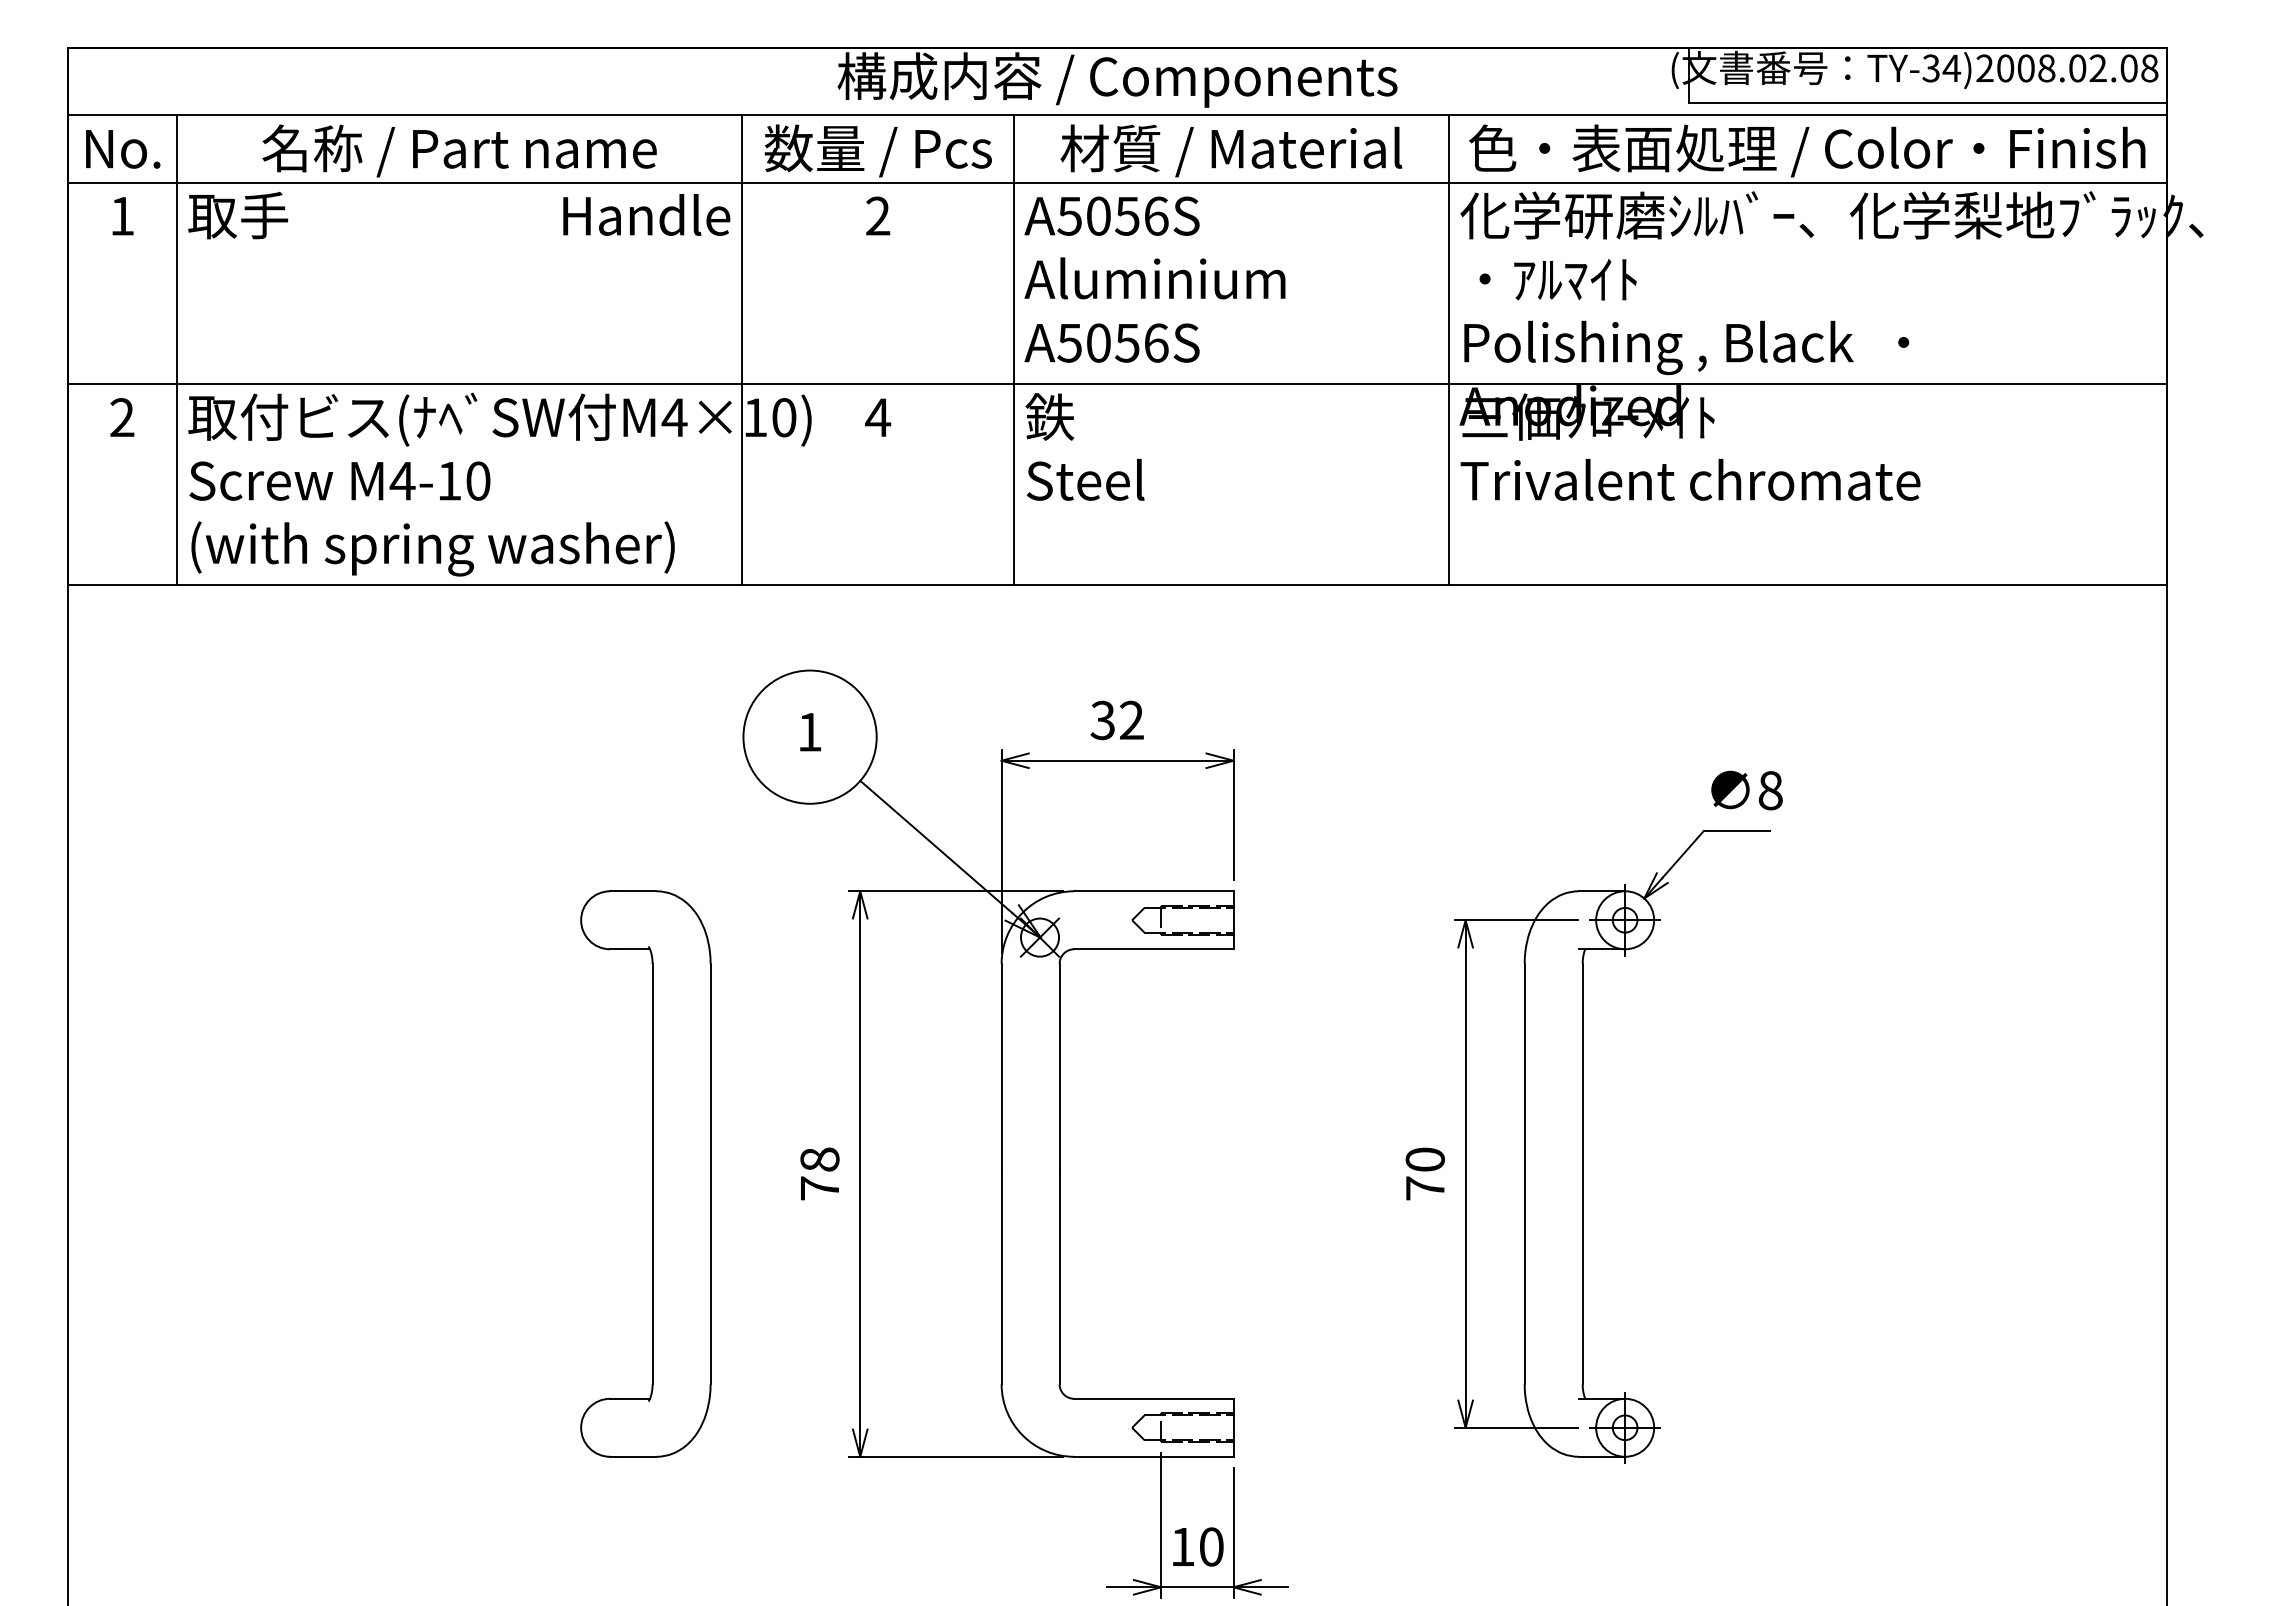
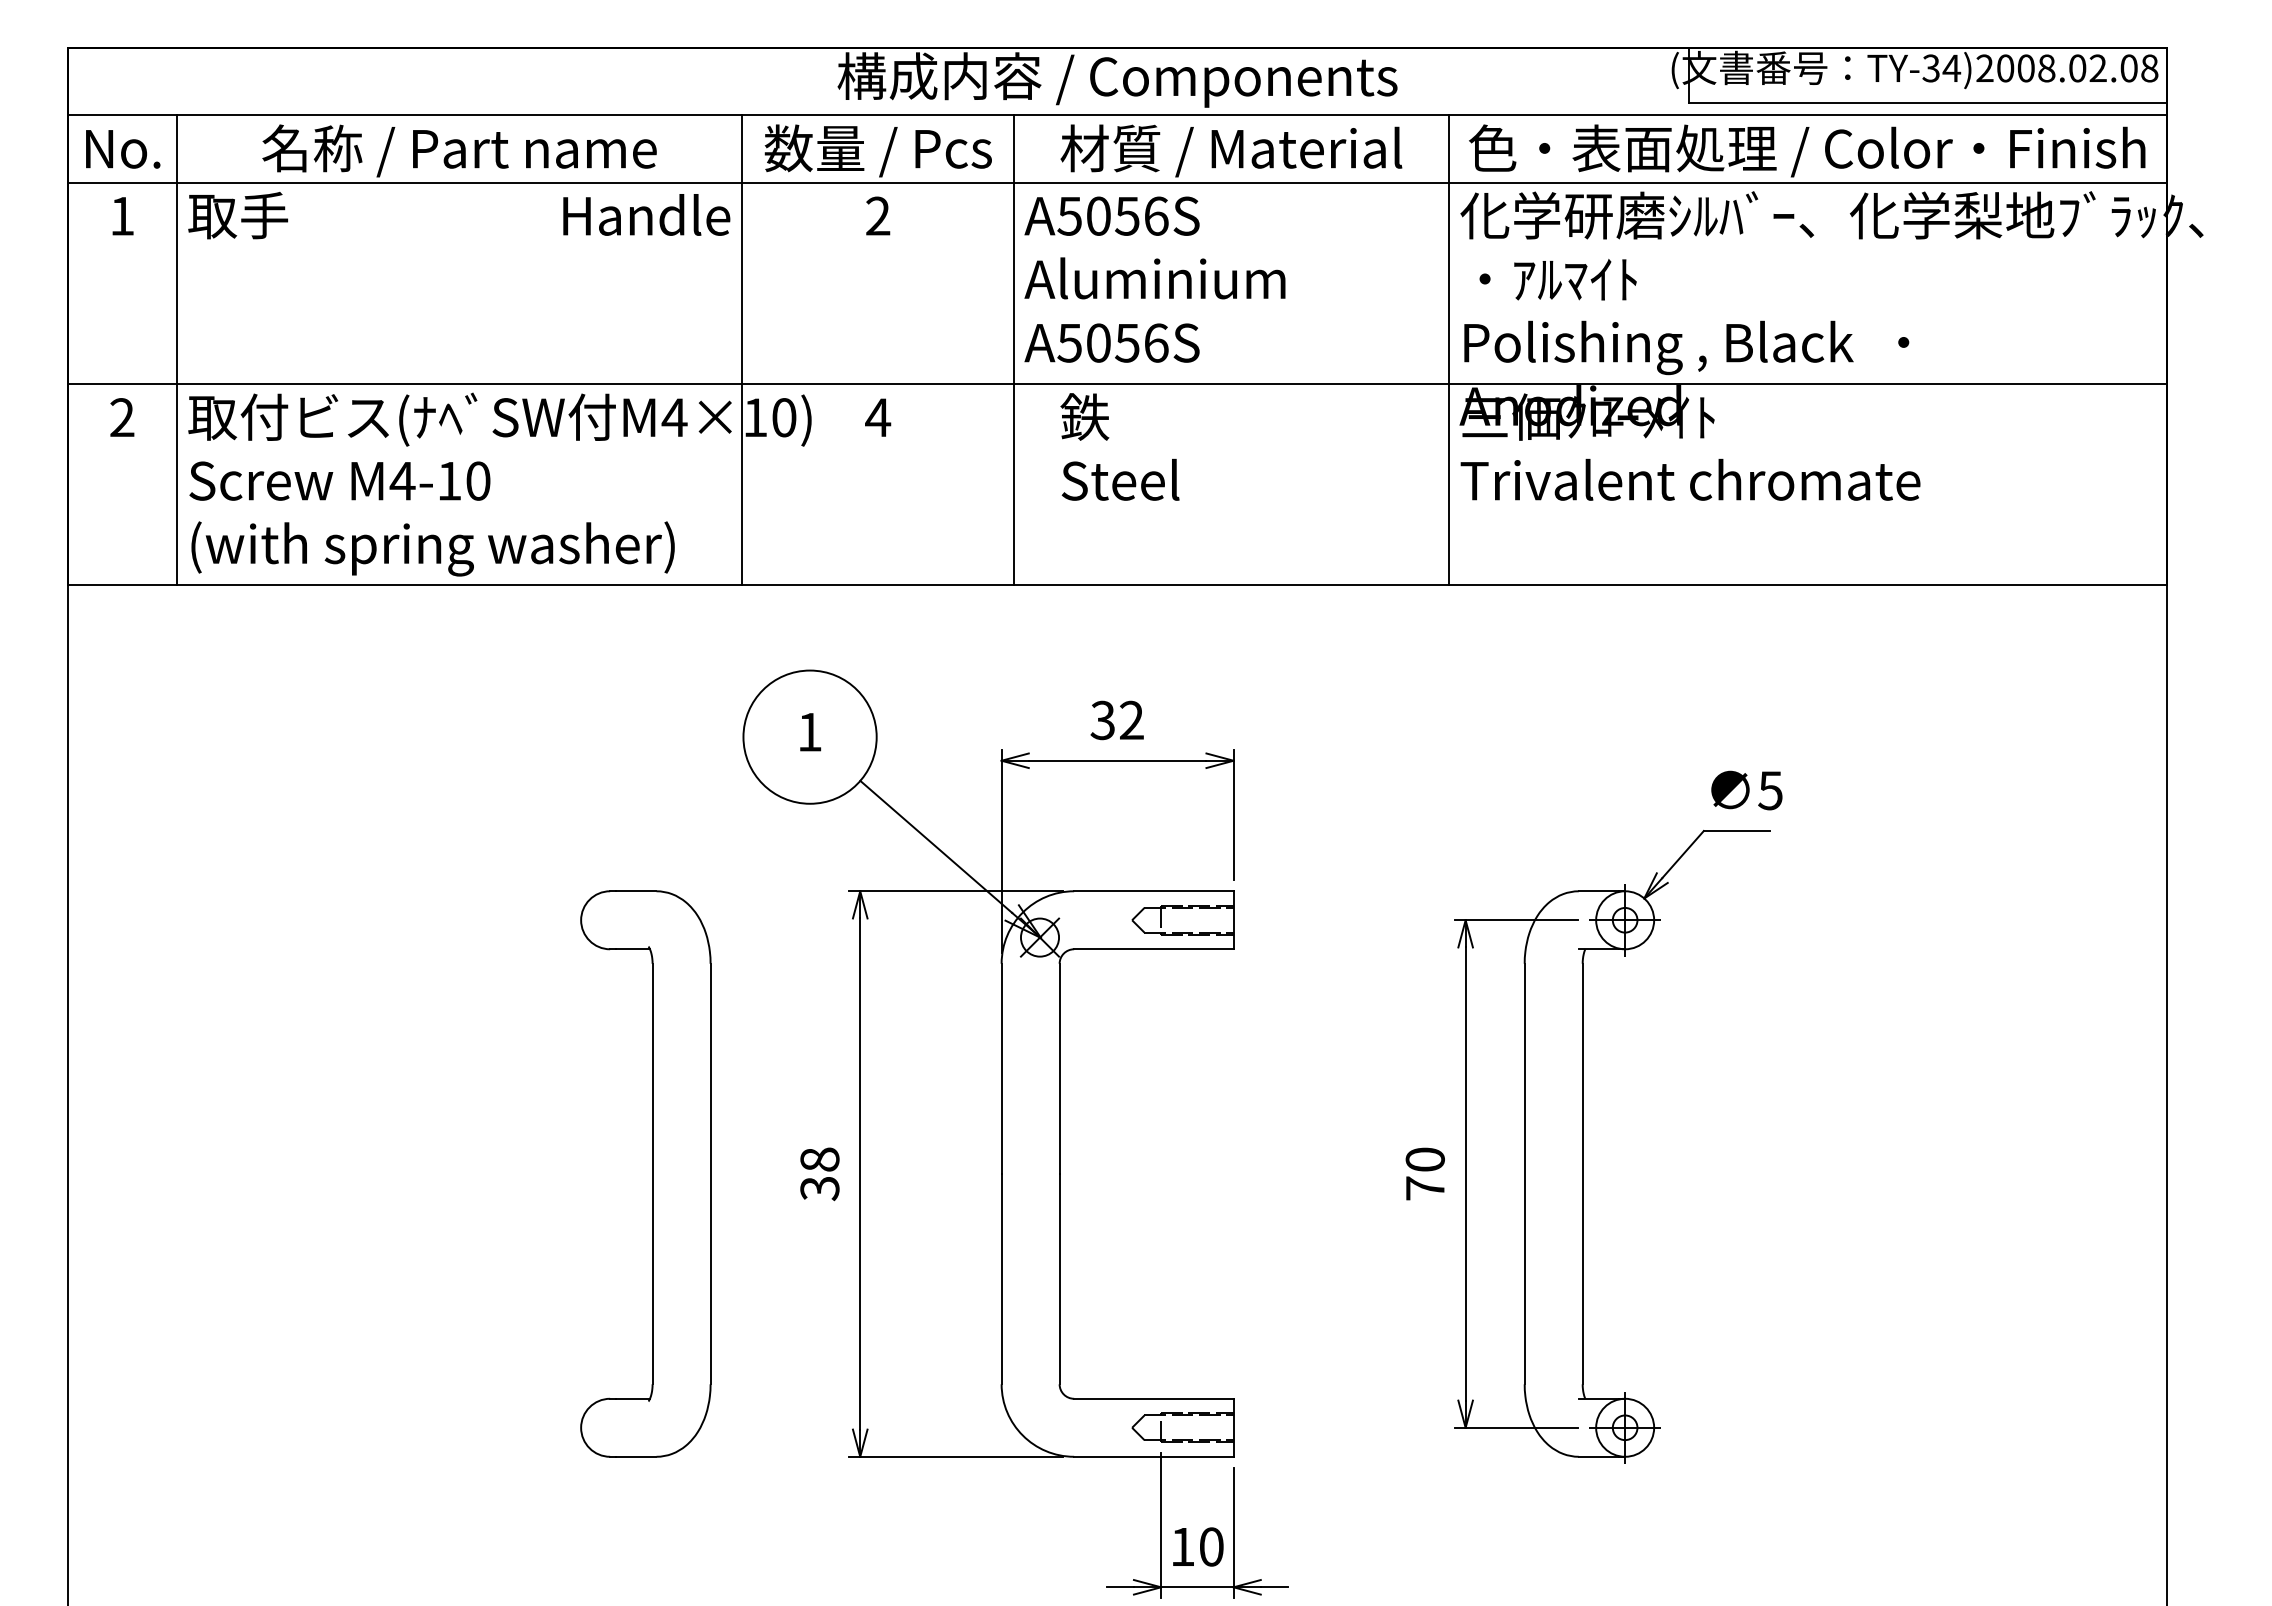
text position: (1084, 446) -> (1119, 446) (1119, 446)
text: 8 -> 5 (1770, 790)
text: 78 -> 38 (819, 1188)
